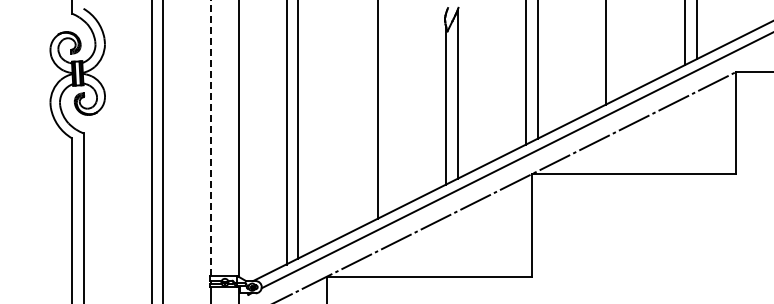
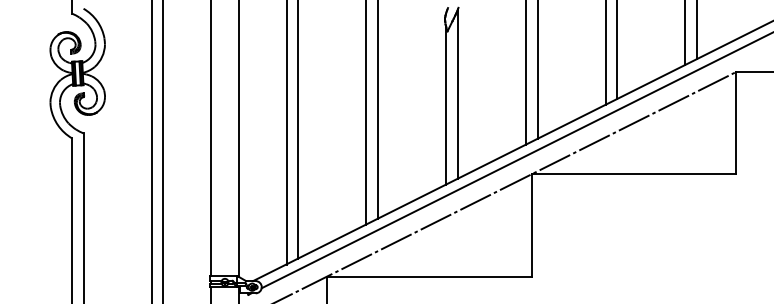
line: none -> present (617, 50)
line: none -> present (366, 113)
line: dashed -> solid (211, 138)
